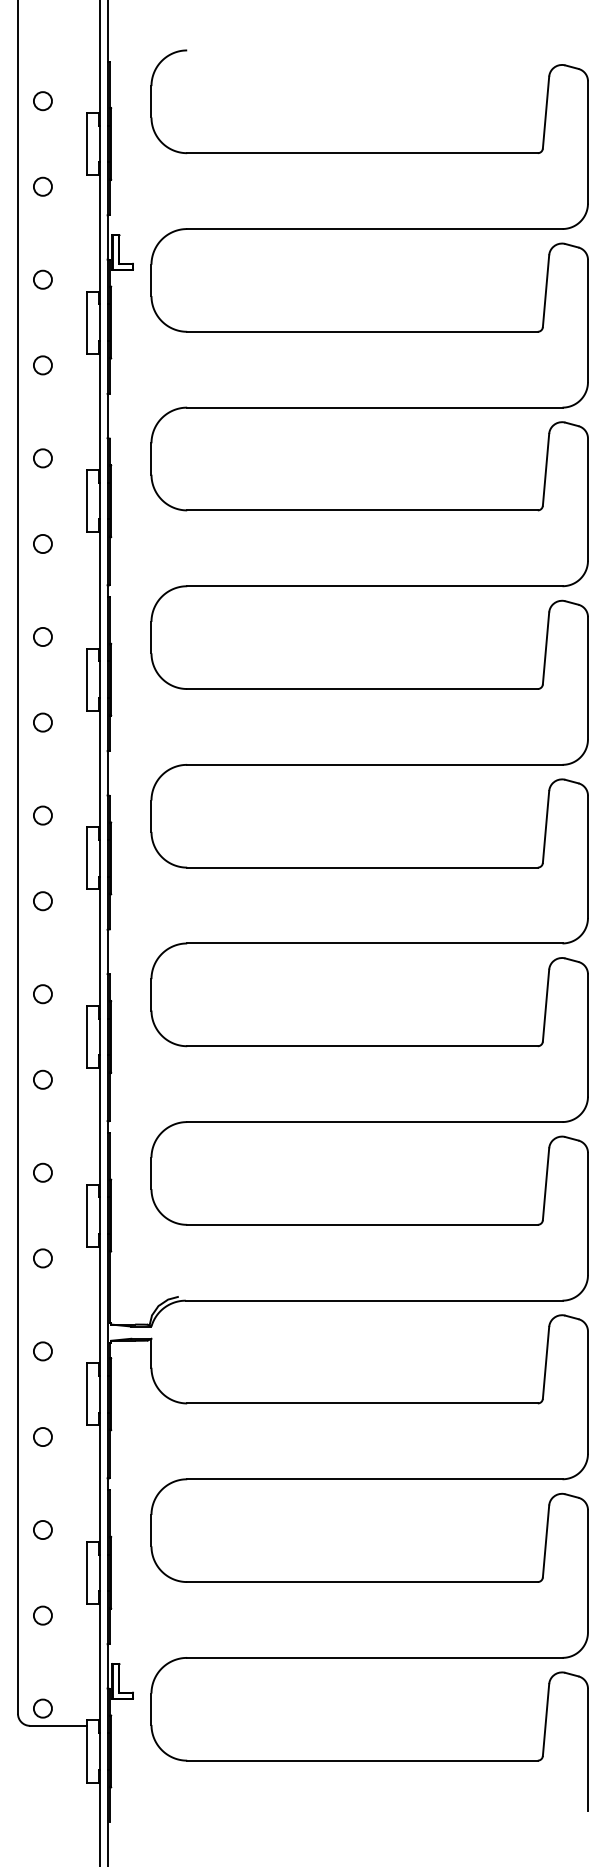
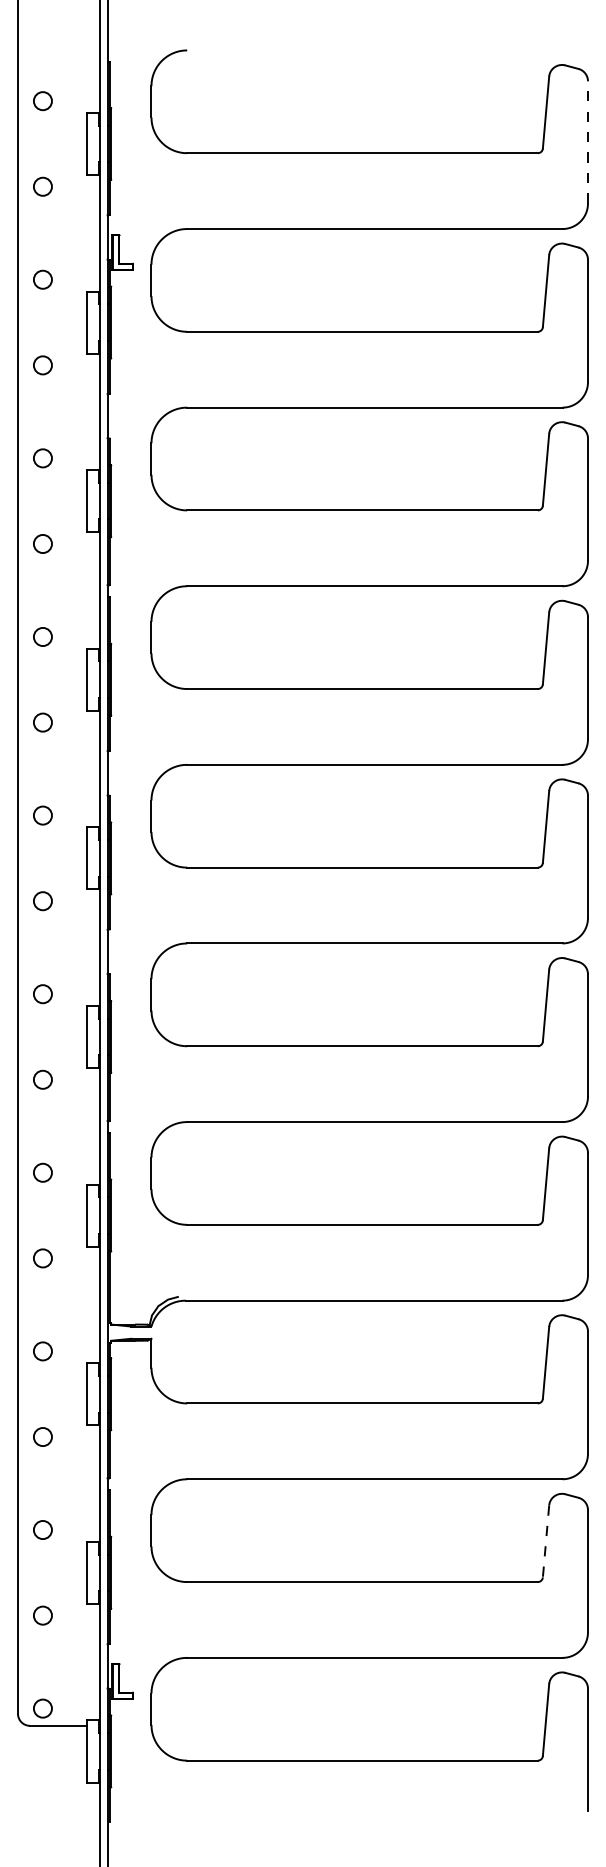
line: solid -> dashed (587, 141)
line: solid -> dashed (545, 1541)
